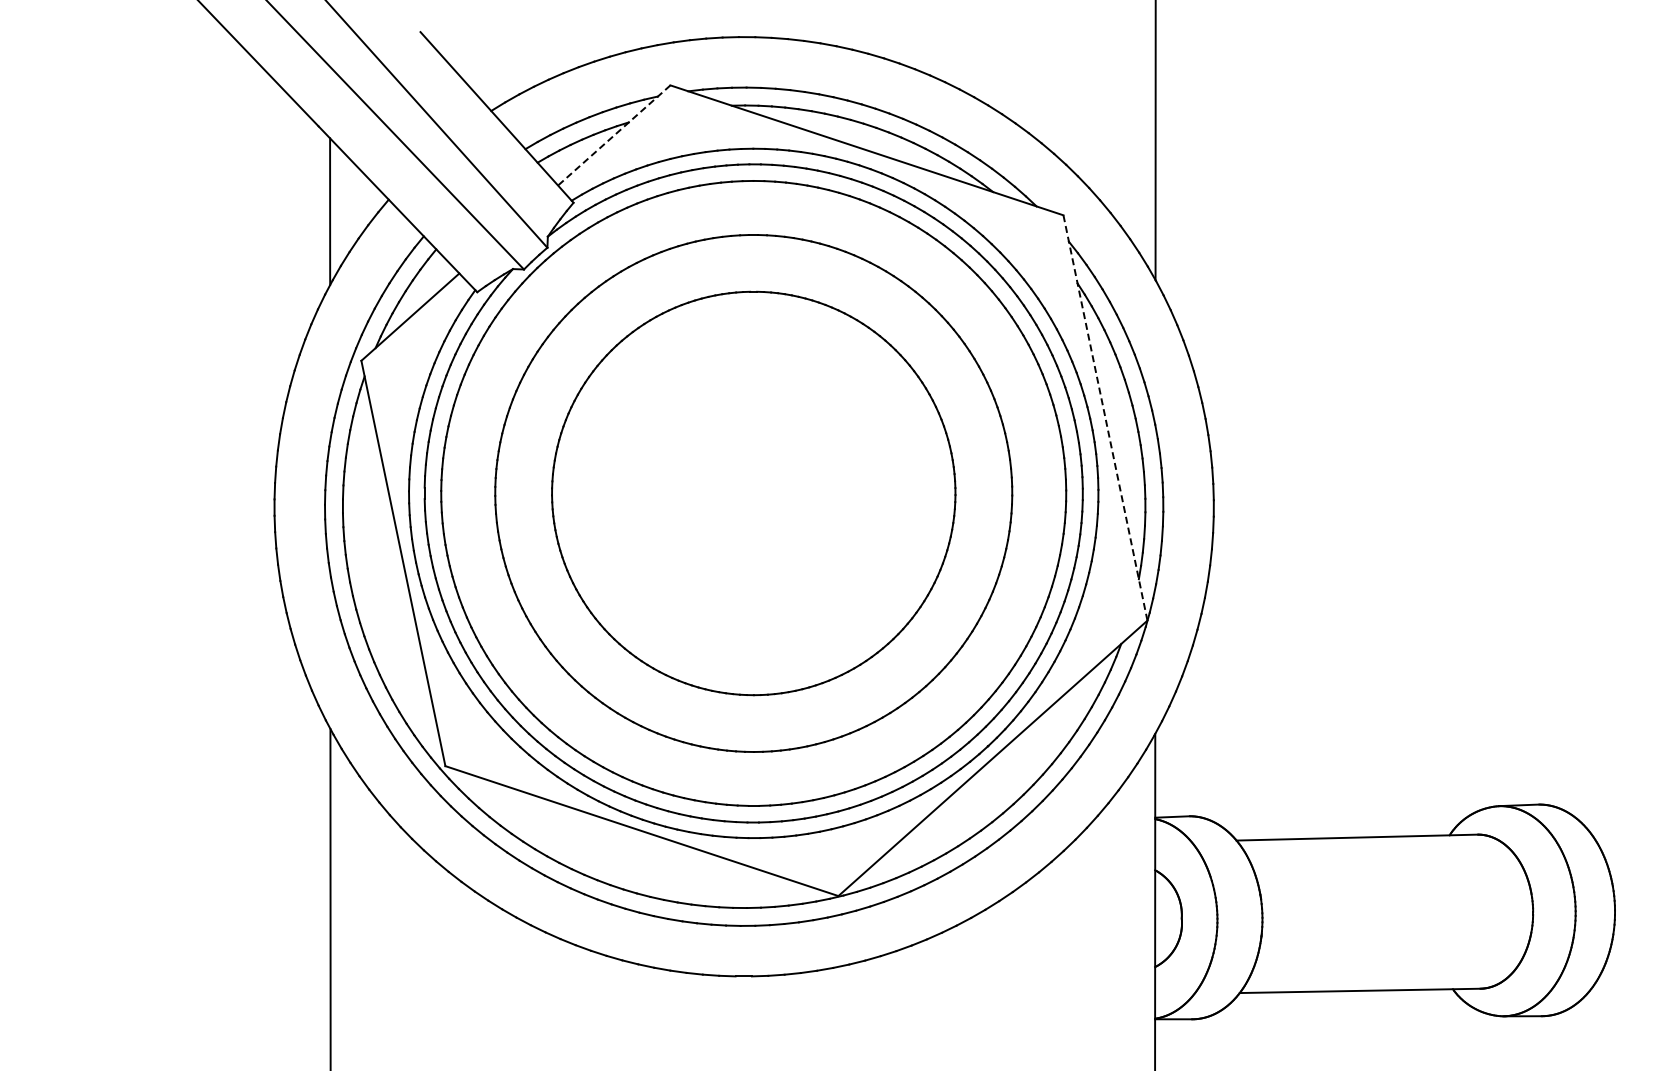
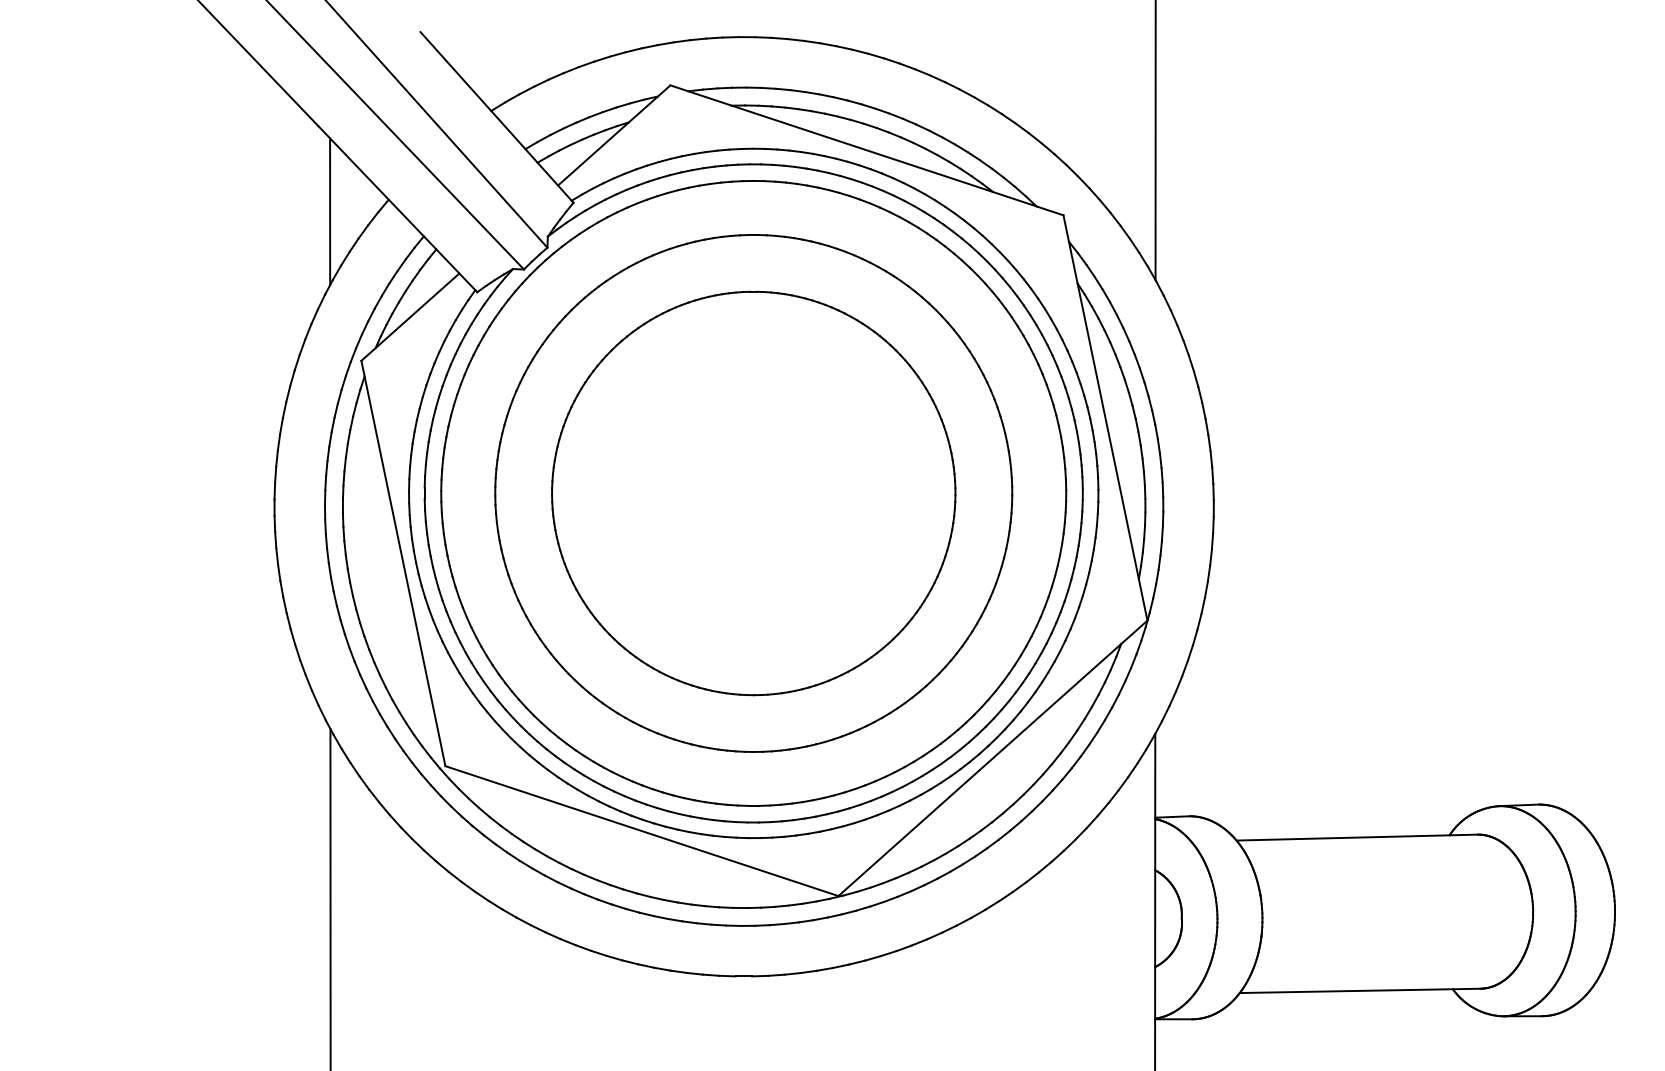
line: dashed -> solid (613, 135)
line: dashed -> solid (1105, 417)
